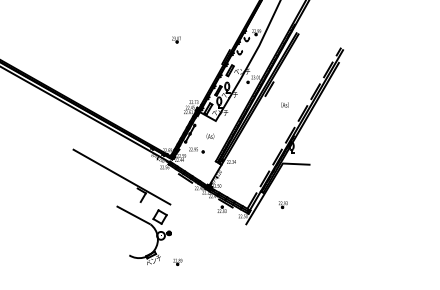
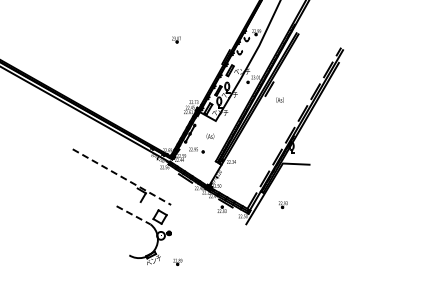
text position: (284, 104) -> (279, 99) (279, 99)
line: solid -> dashed (121, 177)
line: solid -> dashed (134, 215)
